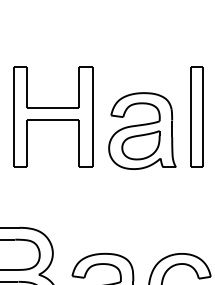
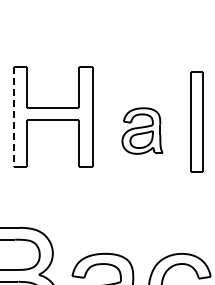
part position: (196, 116) -> (196, 121) (196, 121)
line: solid -> dashed (14, 117)
part size: 69x78 px -> 43x48 px (142, 130)
